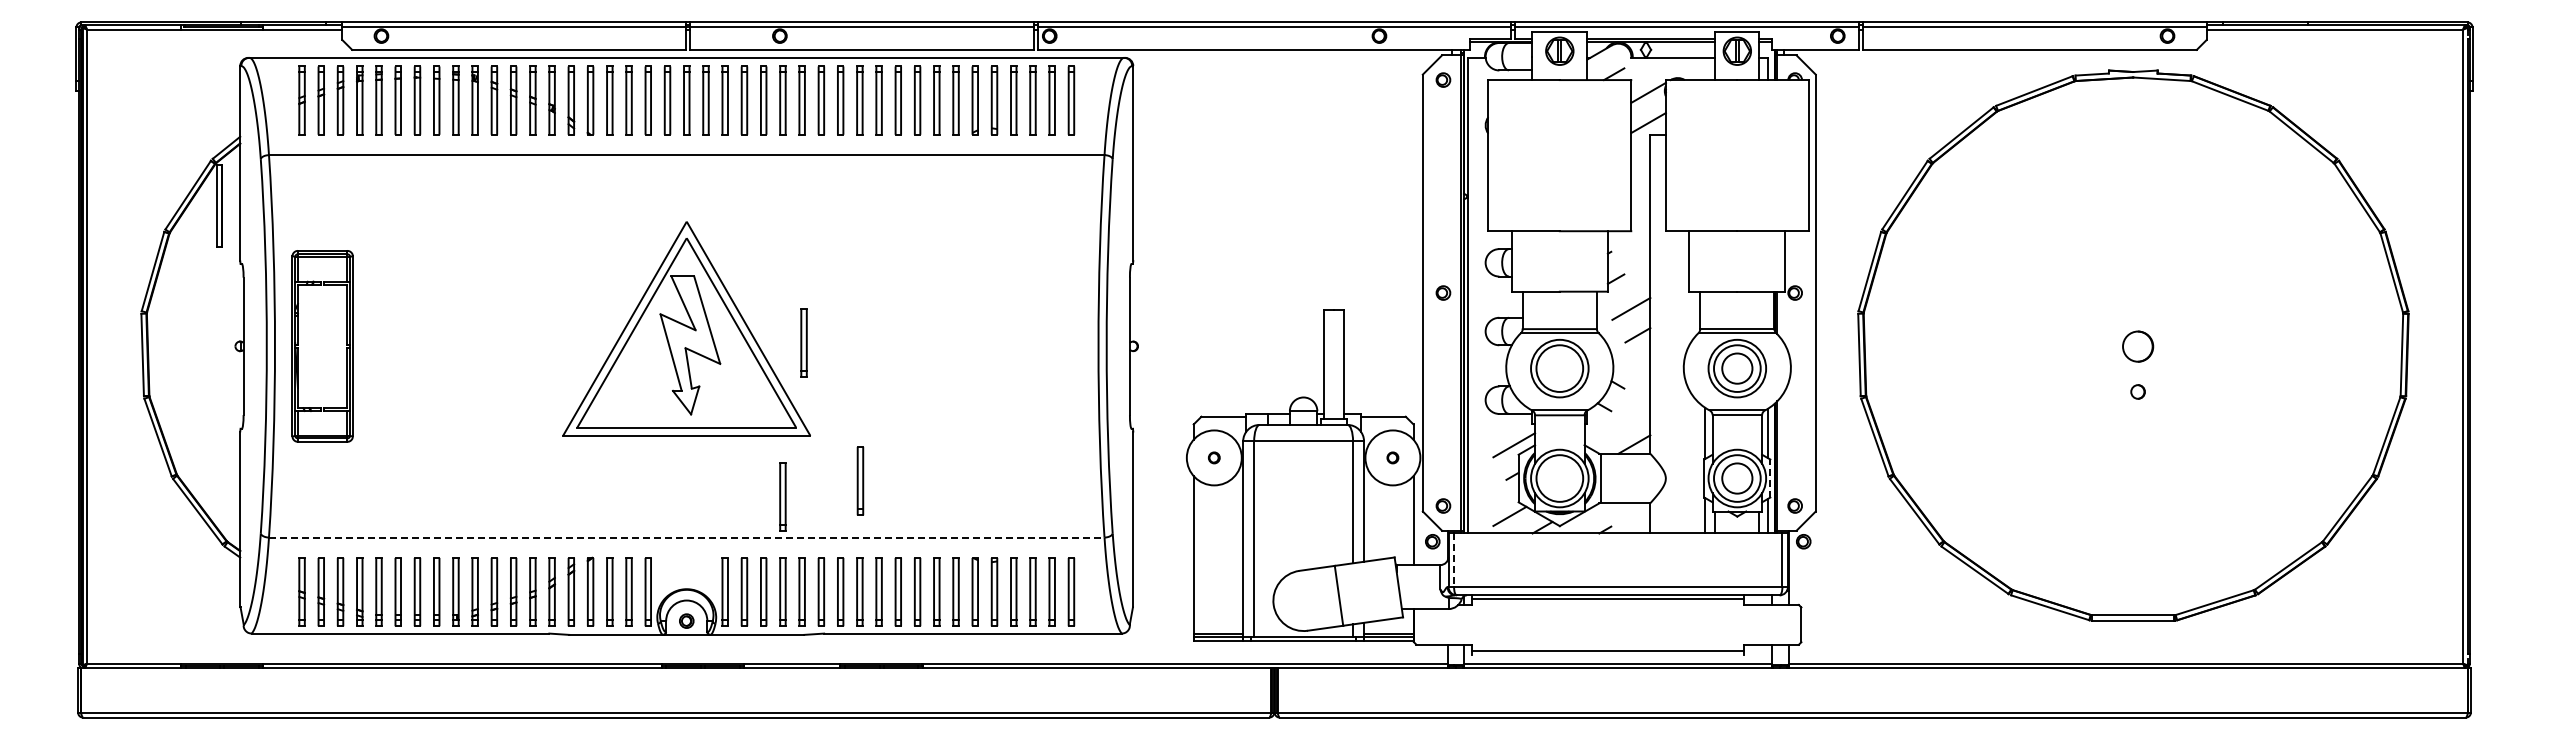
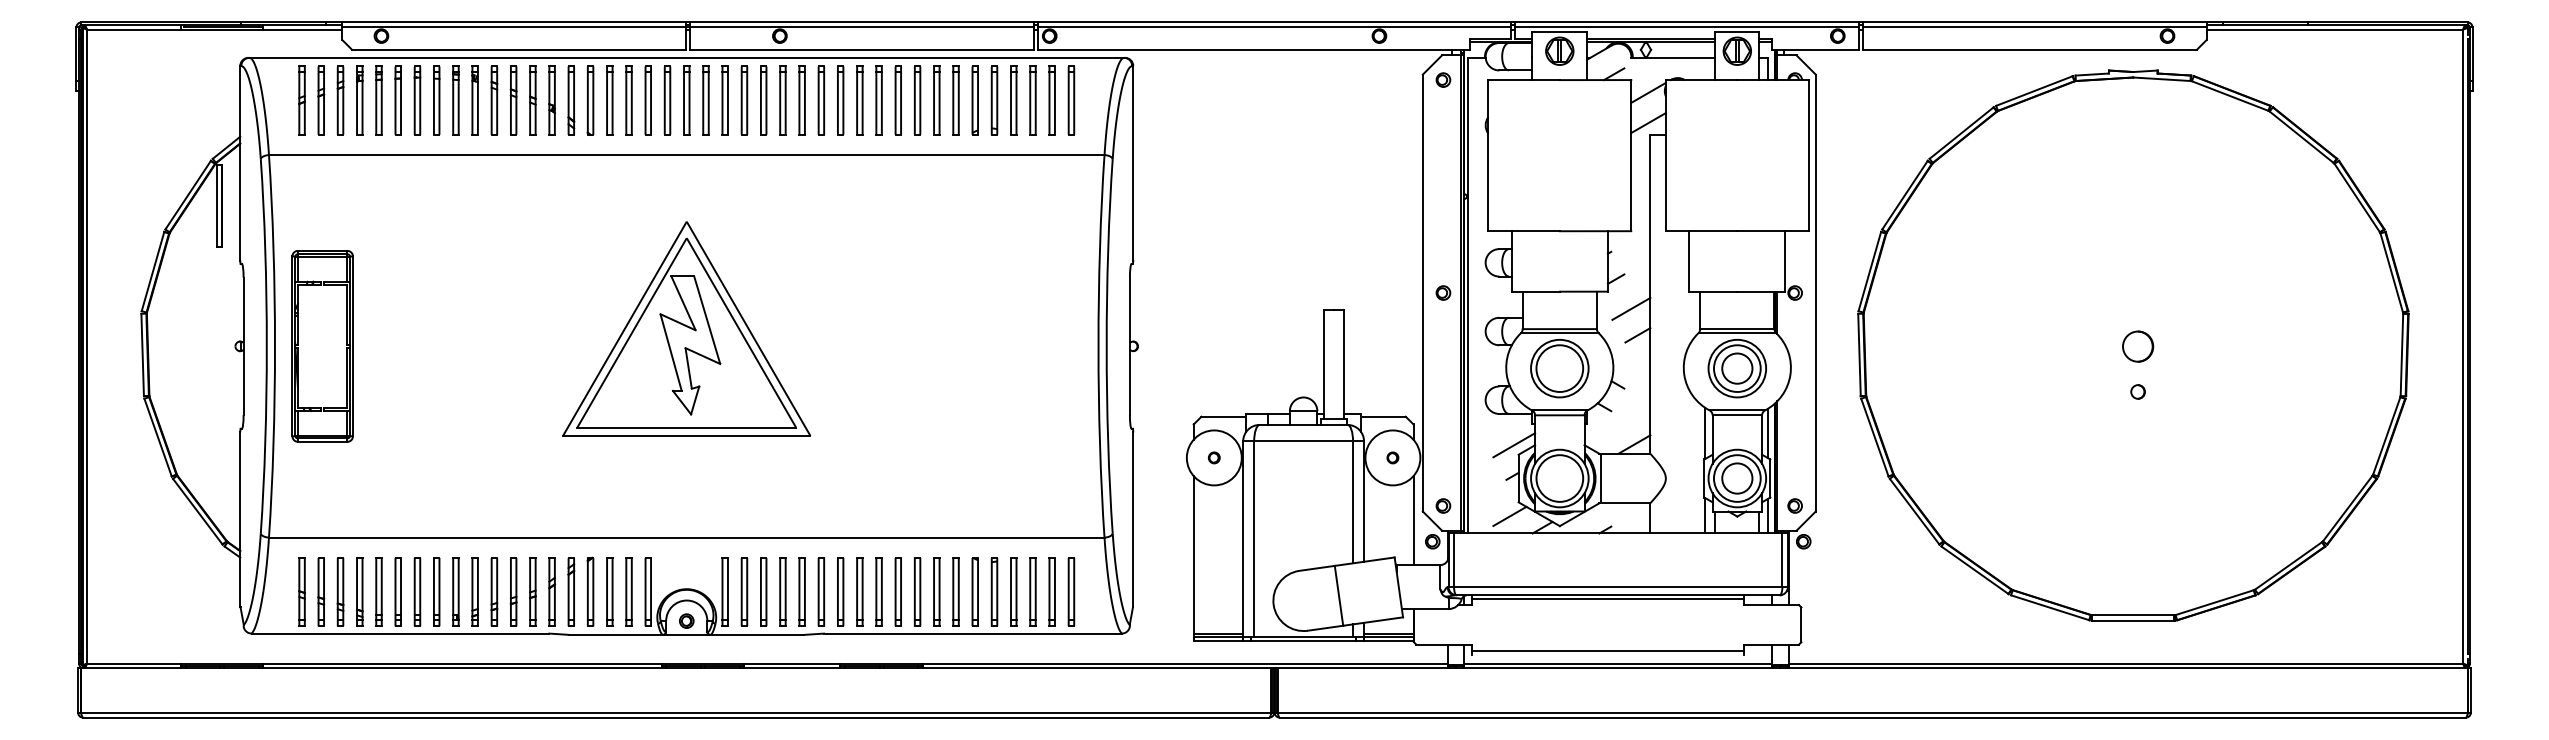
part: present -> none (803, 342)
line: dashed -> solid (1770, 478)
part: present -> none (860, 480)
part: present -> none (782, 496)
line: dashed -> solid (686, 537)
line: dashed -> solid (1454, 560)
